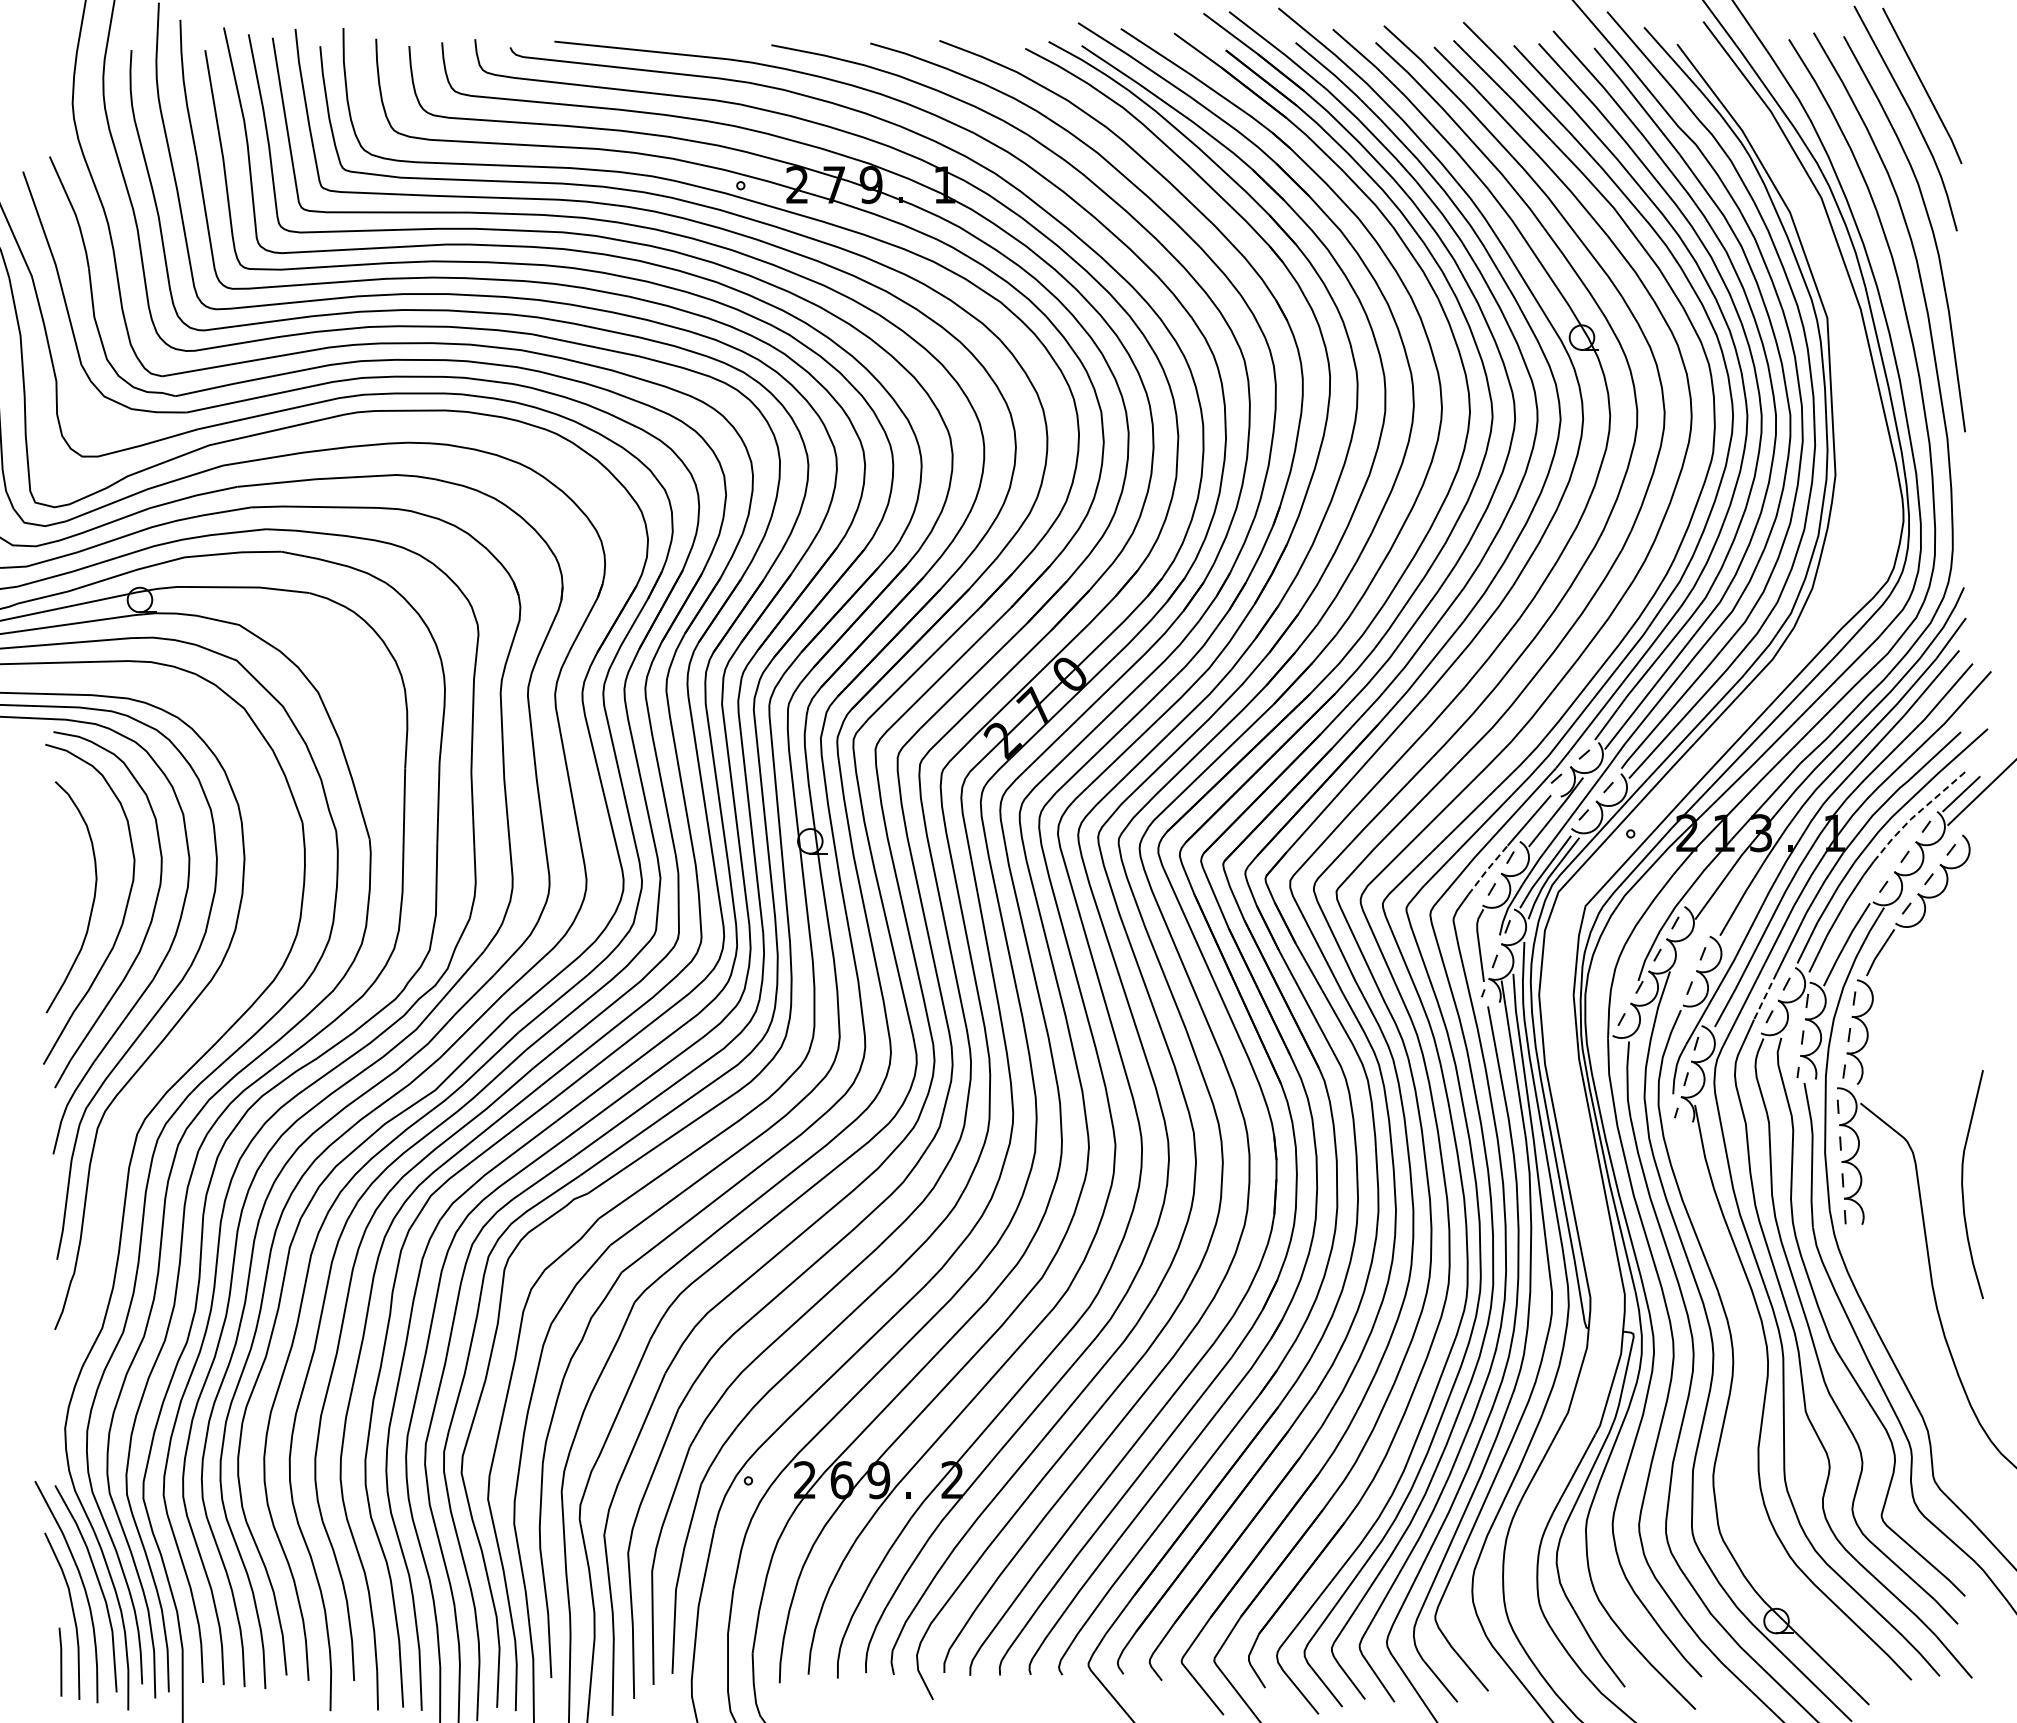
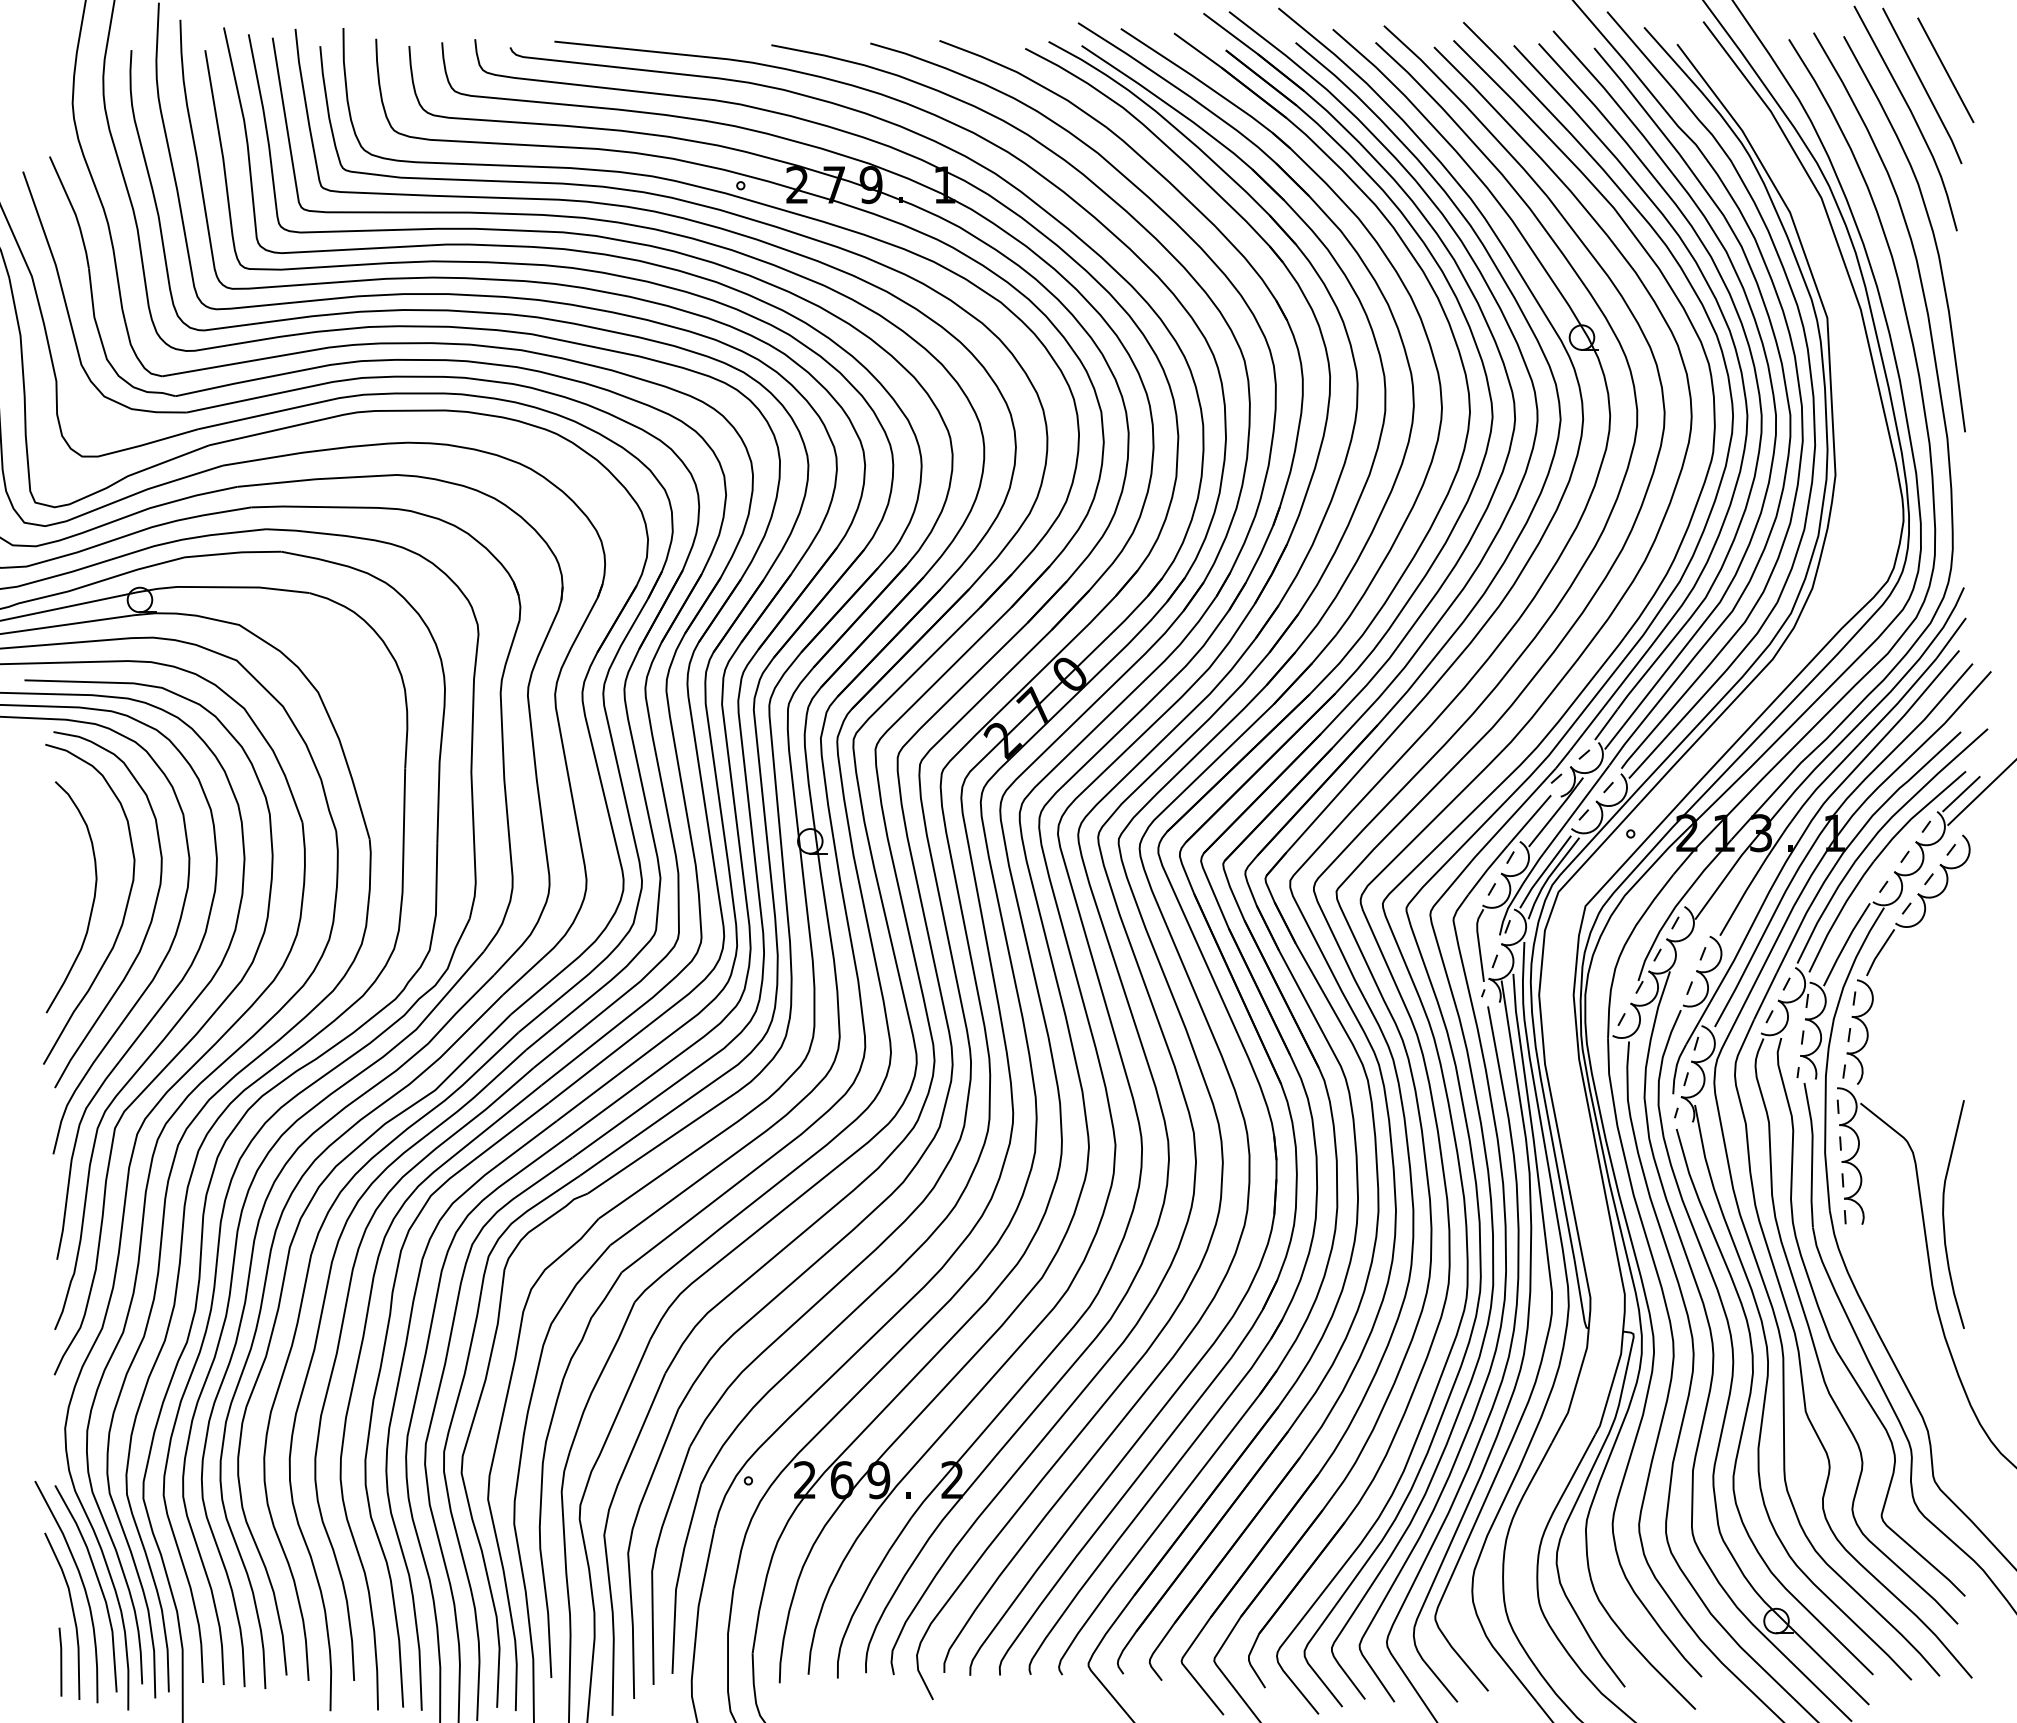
line: none -> present (1945, 70)
line: dashed -> solid (1916, 814)
line: dashed -> solid (1487, 869)
line: dashed -> solid (1765, 996)
curve: none -> present (179, 1050)
curve position: (1963, 1185) -> (1944, 1215) (1944, 1215)
curve: none -> present (1751, 1394)
